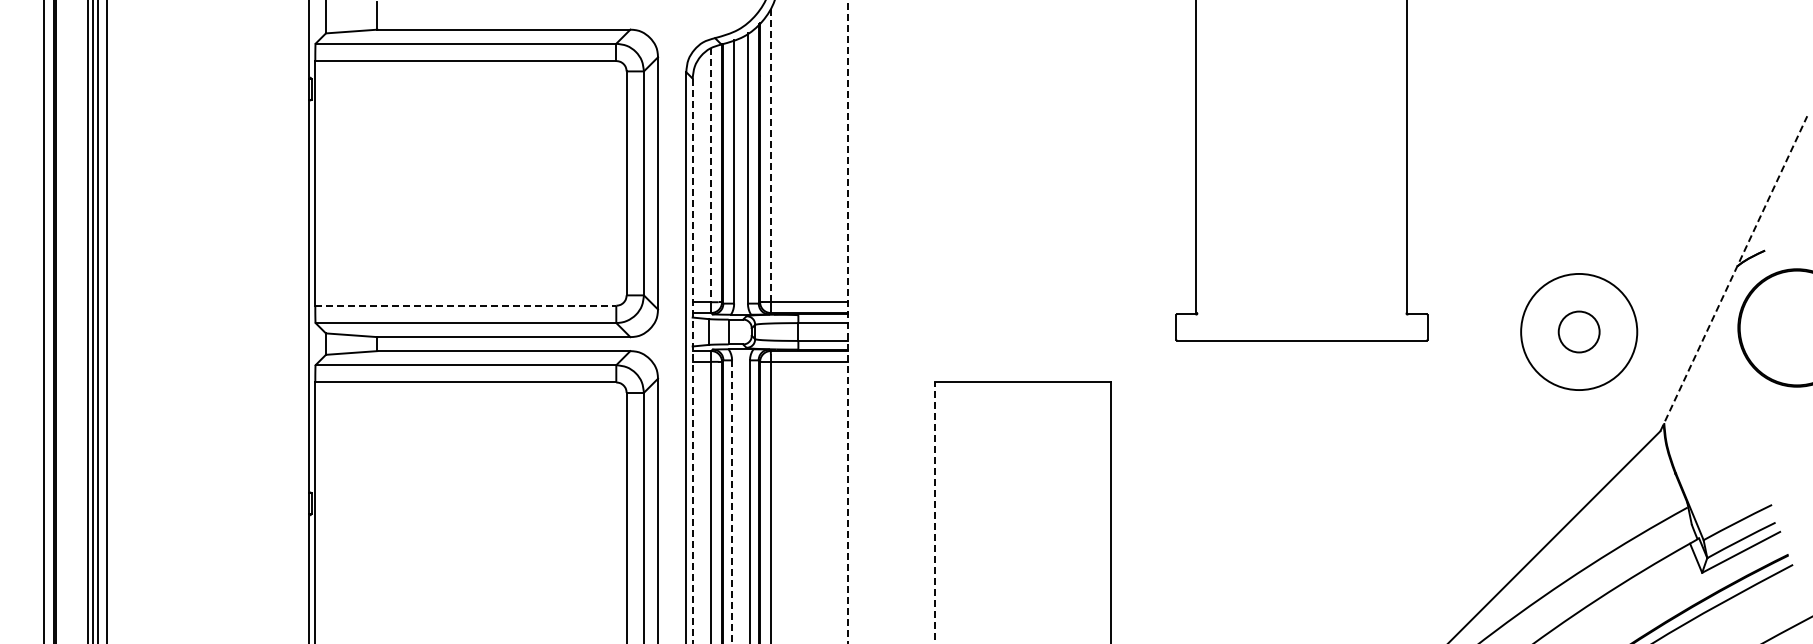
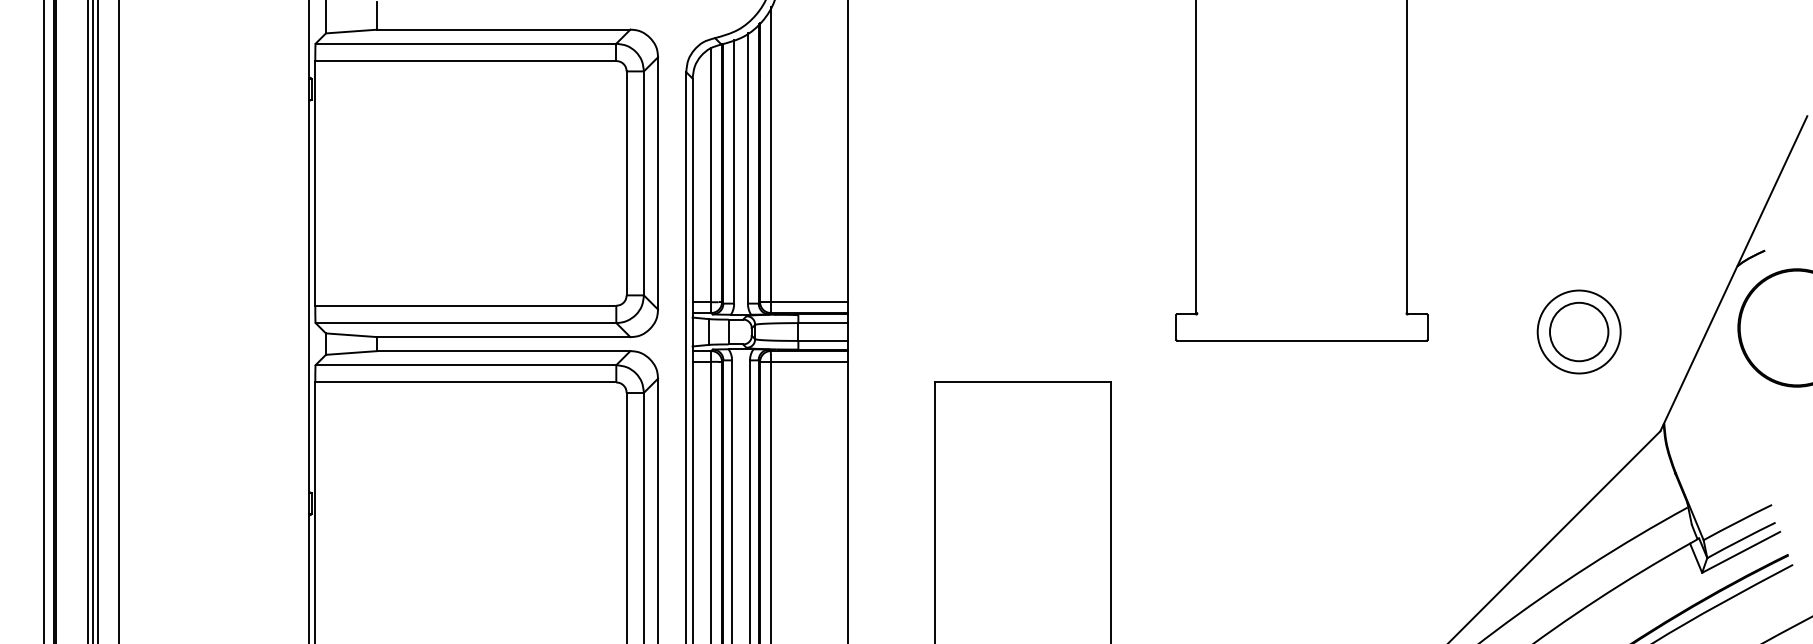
line: dashed -> solid (770, 154)
line: dashed -> solid (711, 175)
line: dashed -> solid (1733, 273)
line: dashed -> solid (465, 305)
line position: (106, 321) -> (118, 321) (118, 321)
line: dashed -> solid (848, 322)
circle diameter: 41 px -> 58 px (1578, 331)
circle diameter: 116 px -> 83 px (1578, 331)
line: dashed -> solid (692, 361)
line: dashed -> solid (732, 502)
line: dashed -> solid (934, 513)
